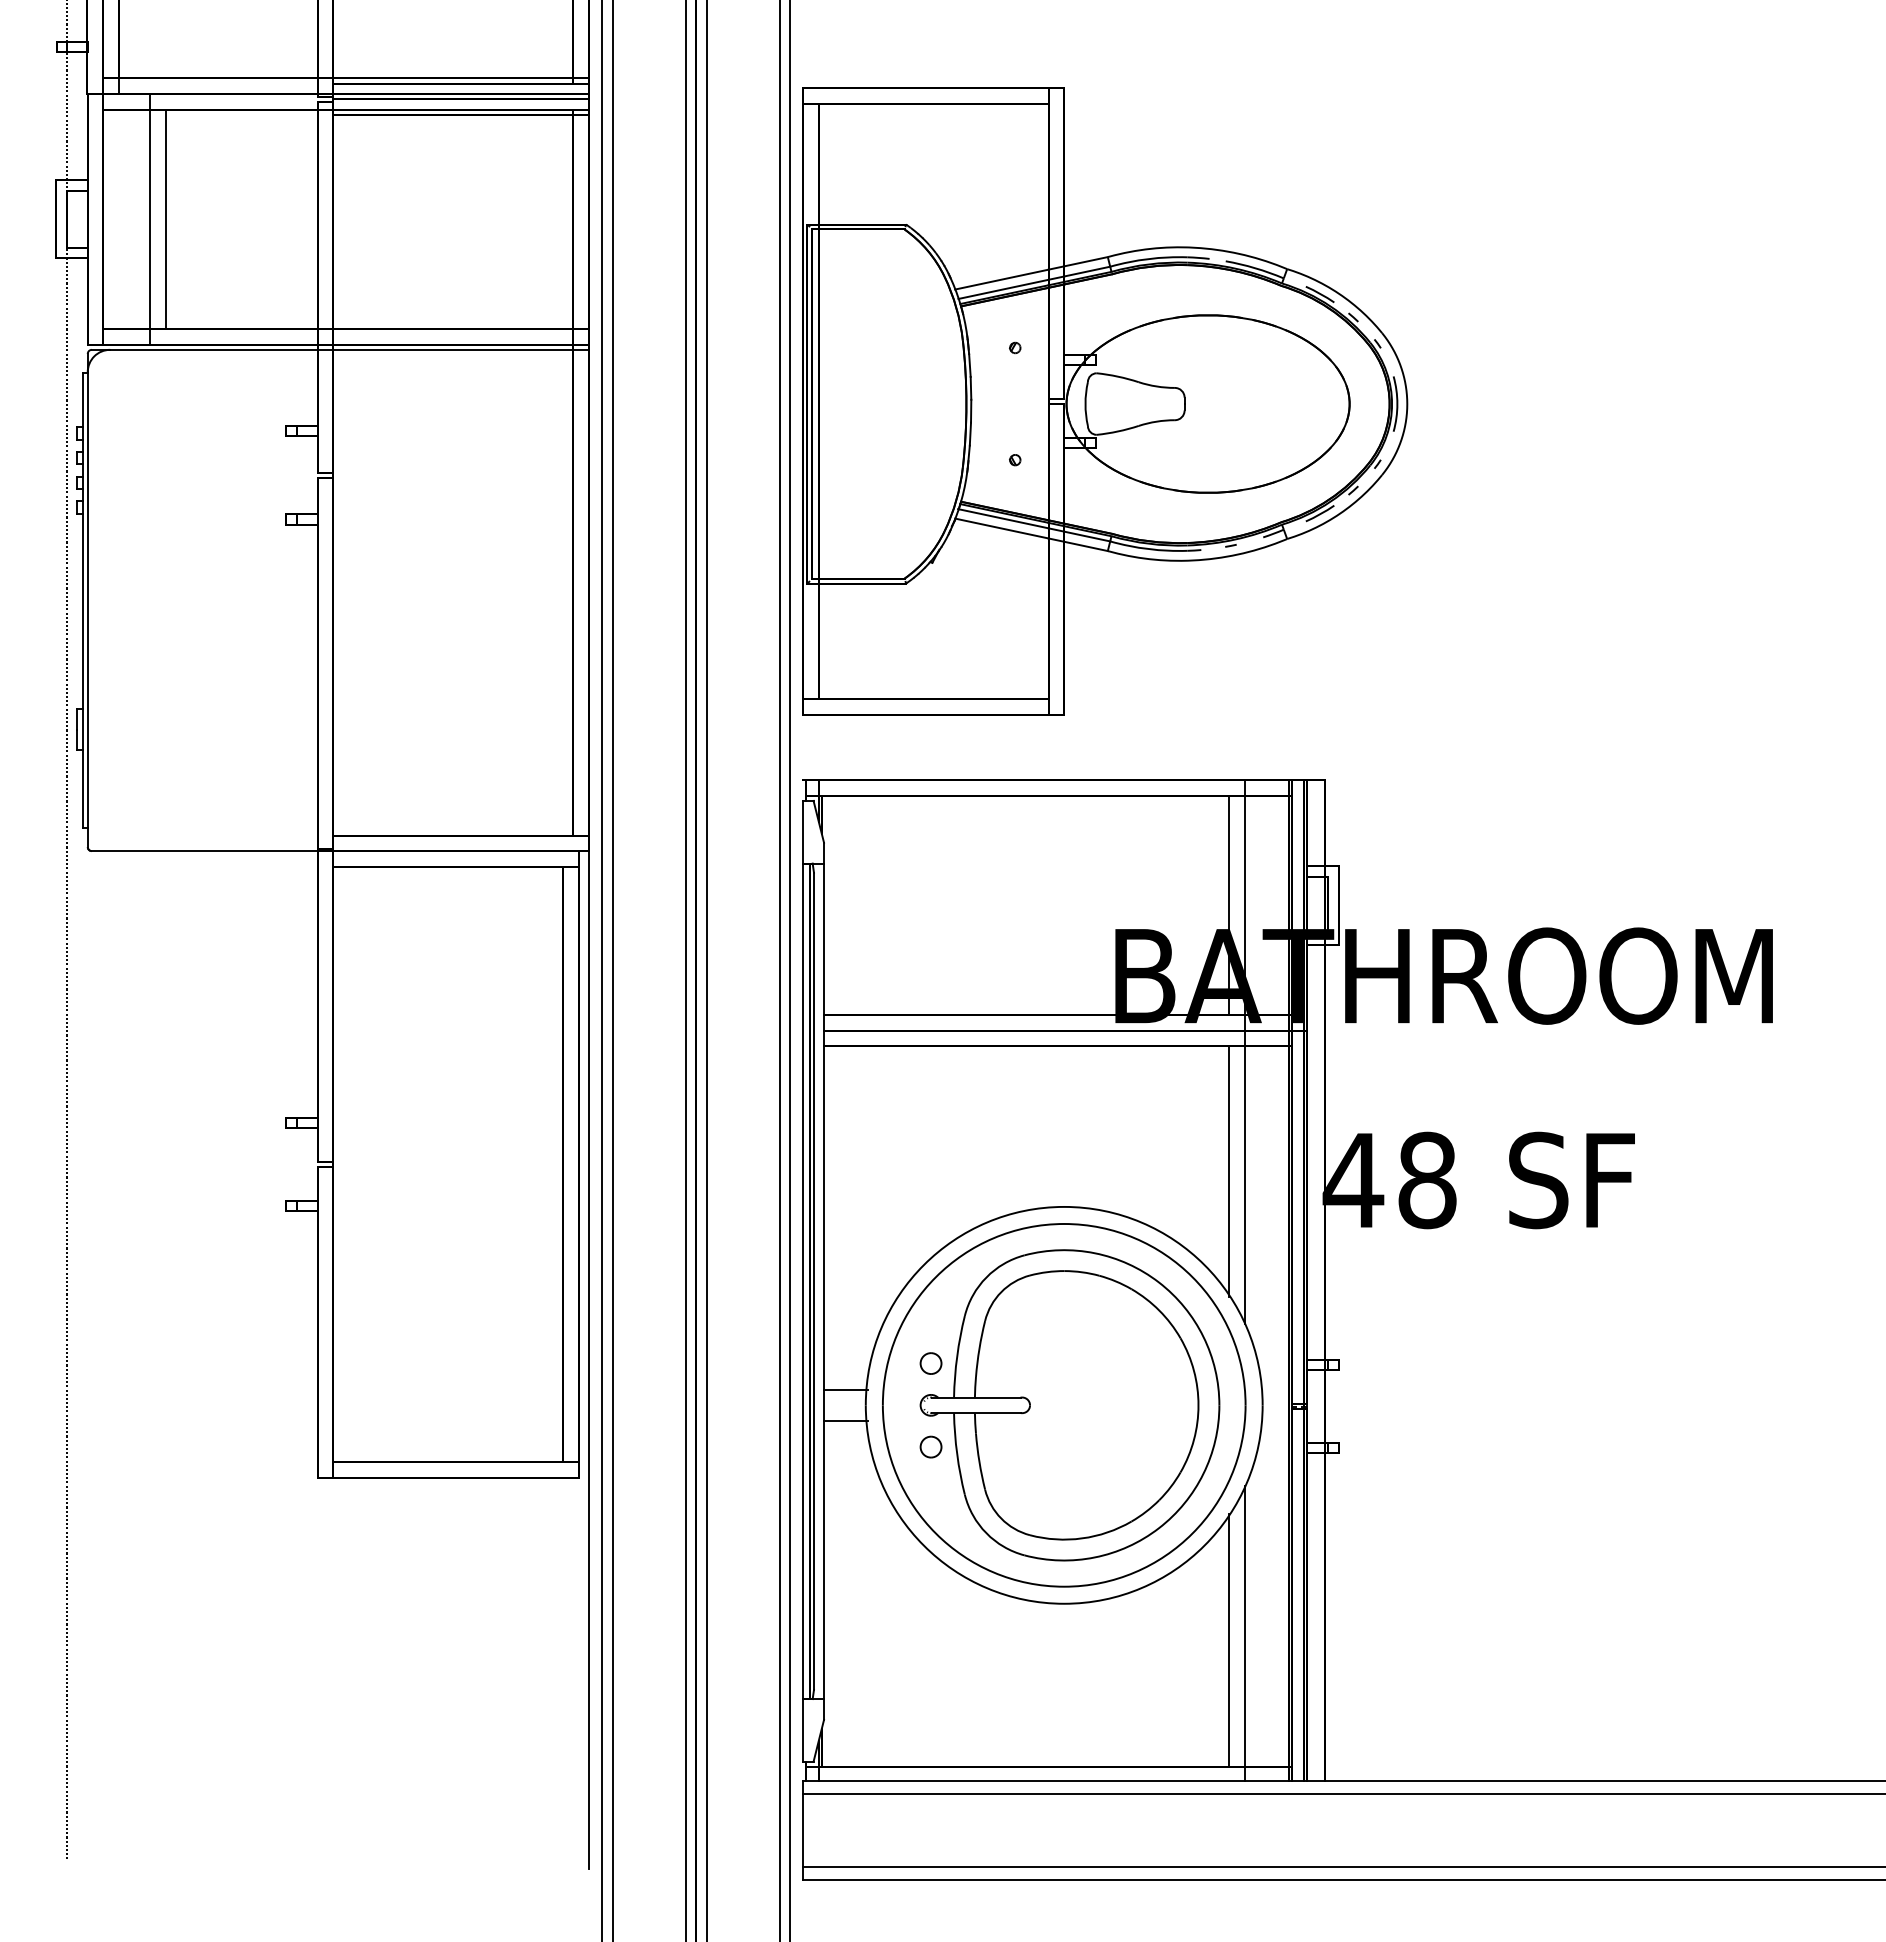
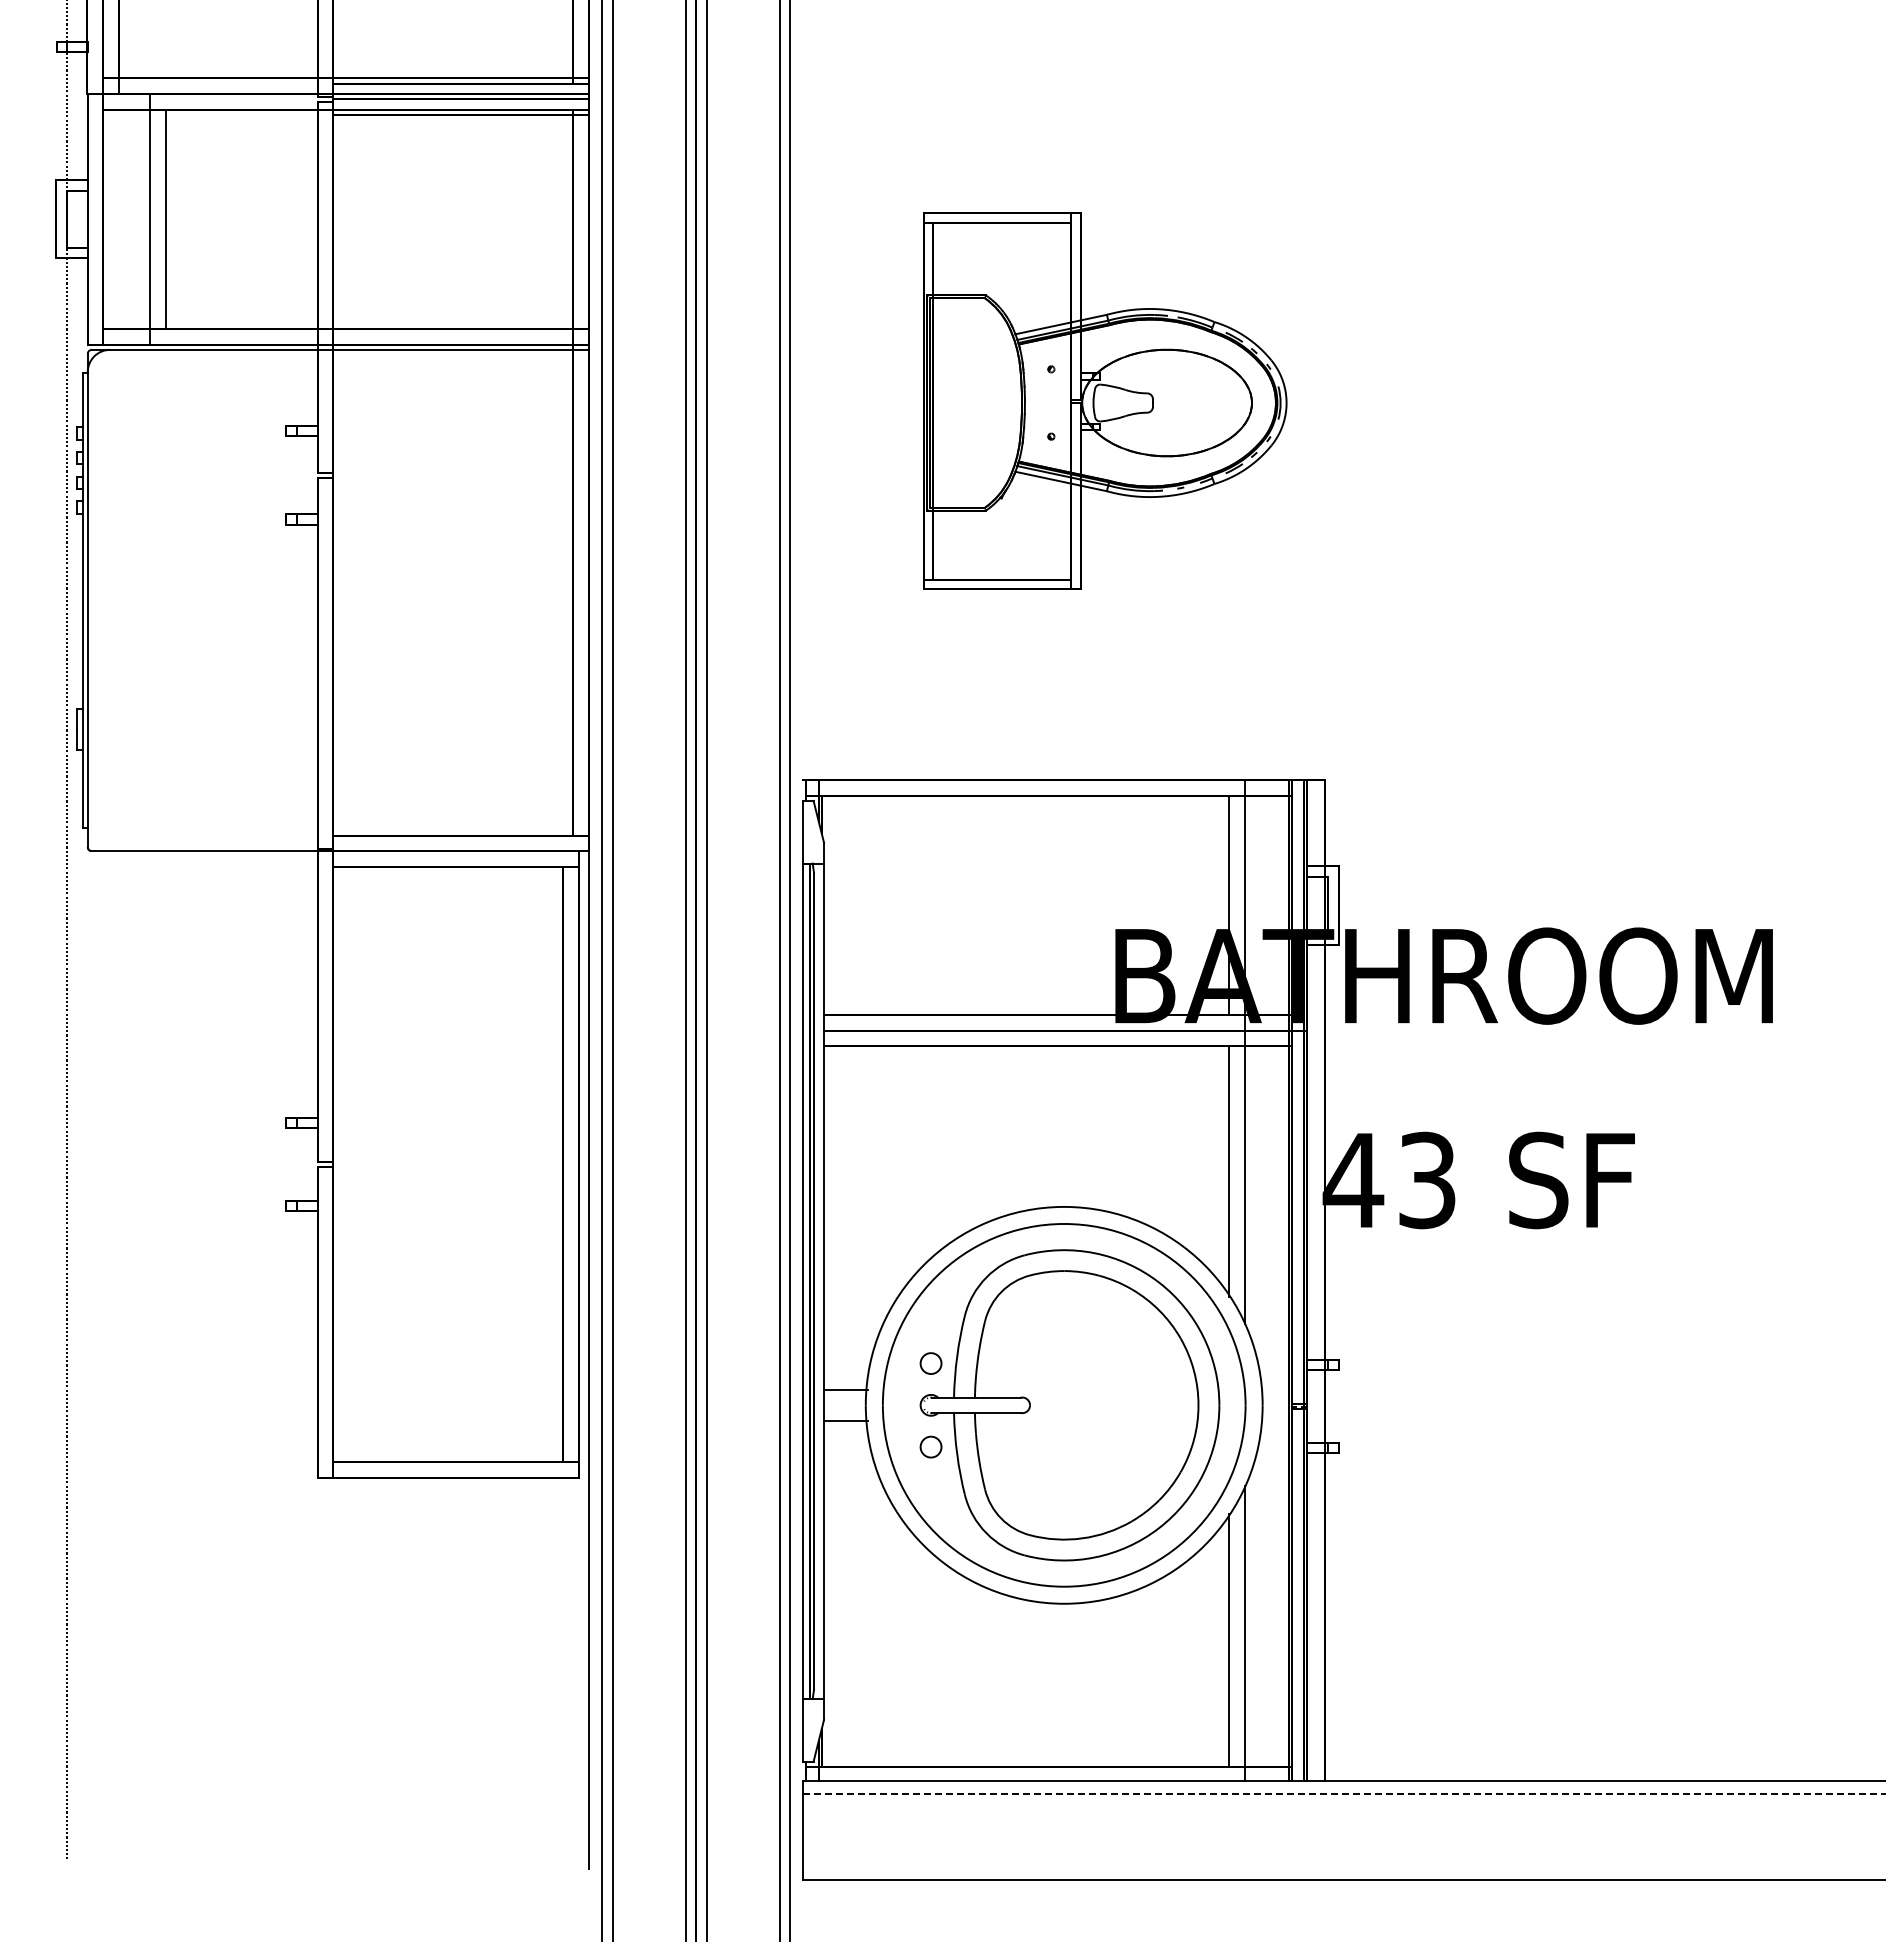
part size: 607x629 px -> 365x378 px (1105, 400)
text: 48 -> 43 (1427, 1180)
line: solid -> dashed (1344, 1793)
line: present -> none (1342, 1866)
